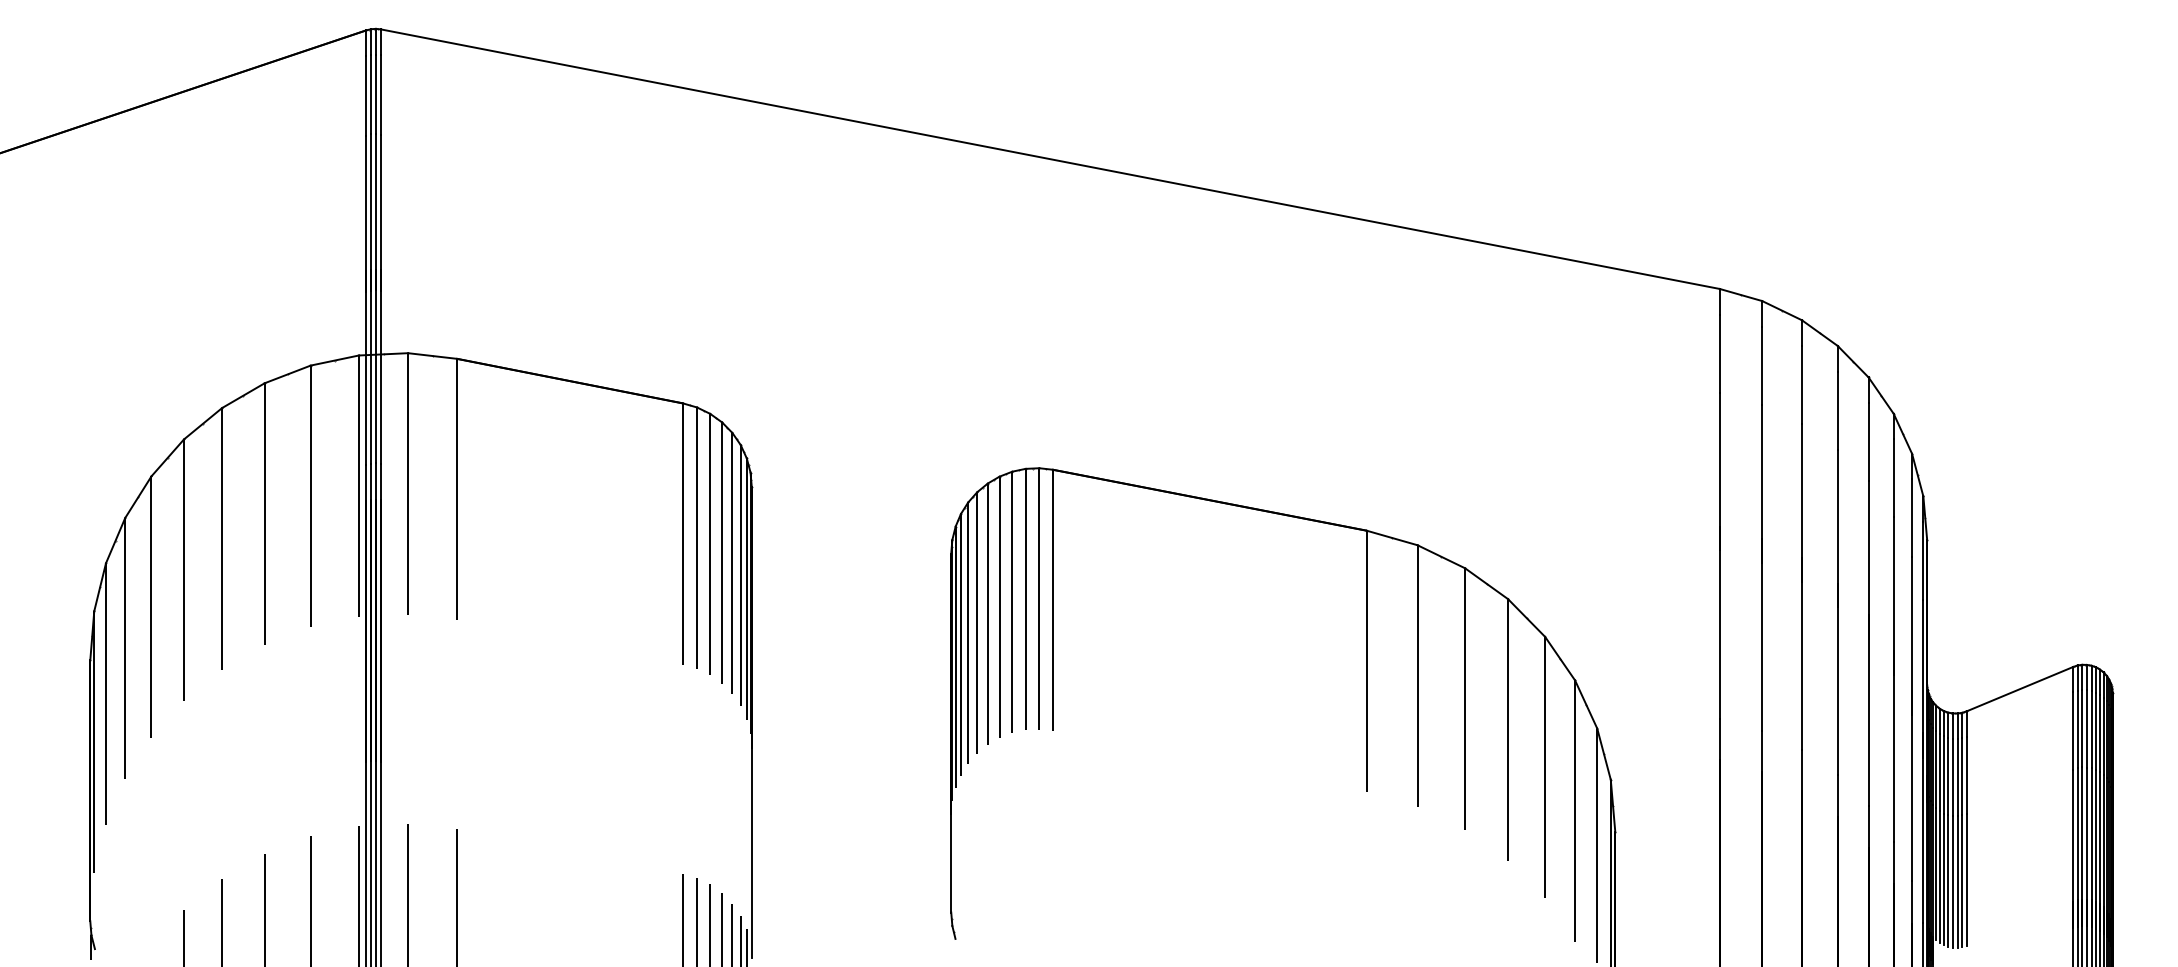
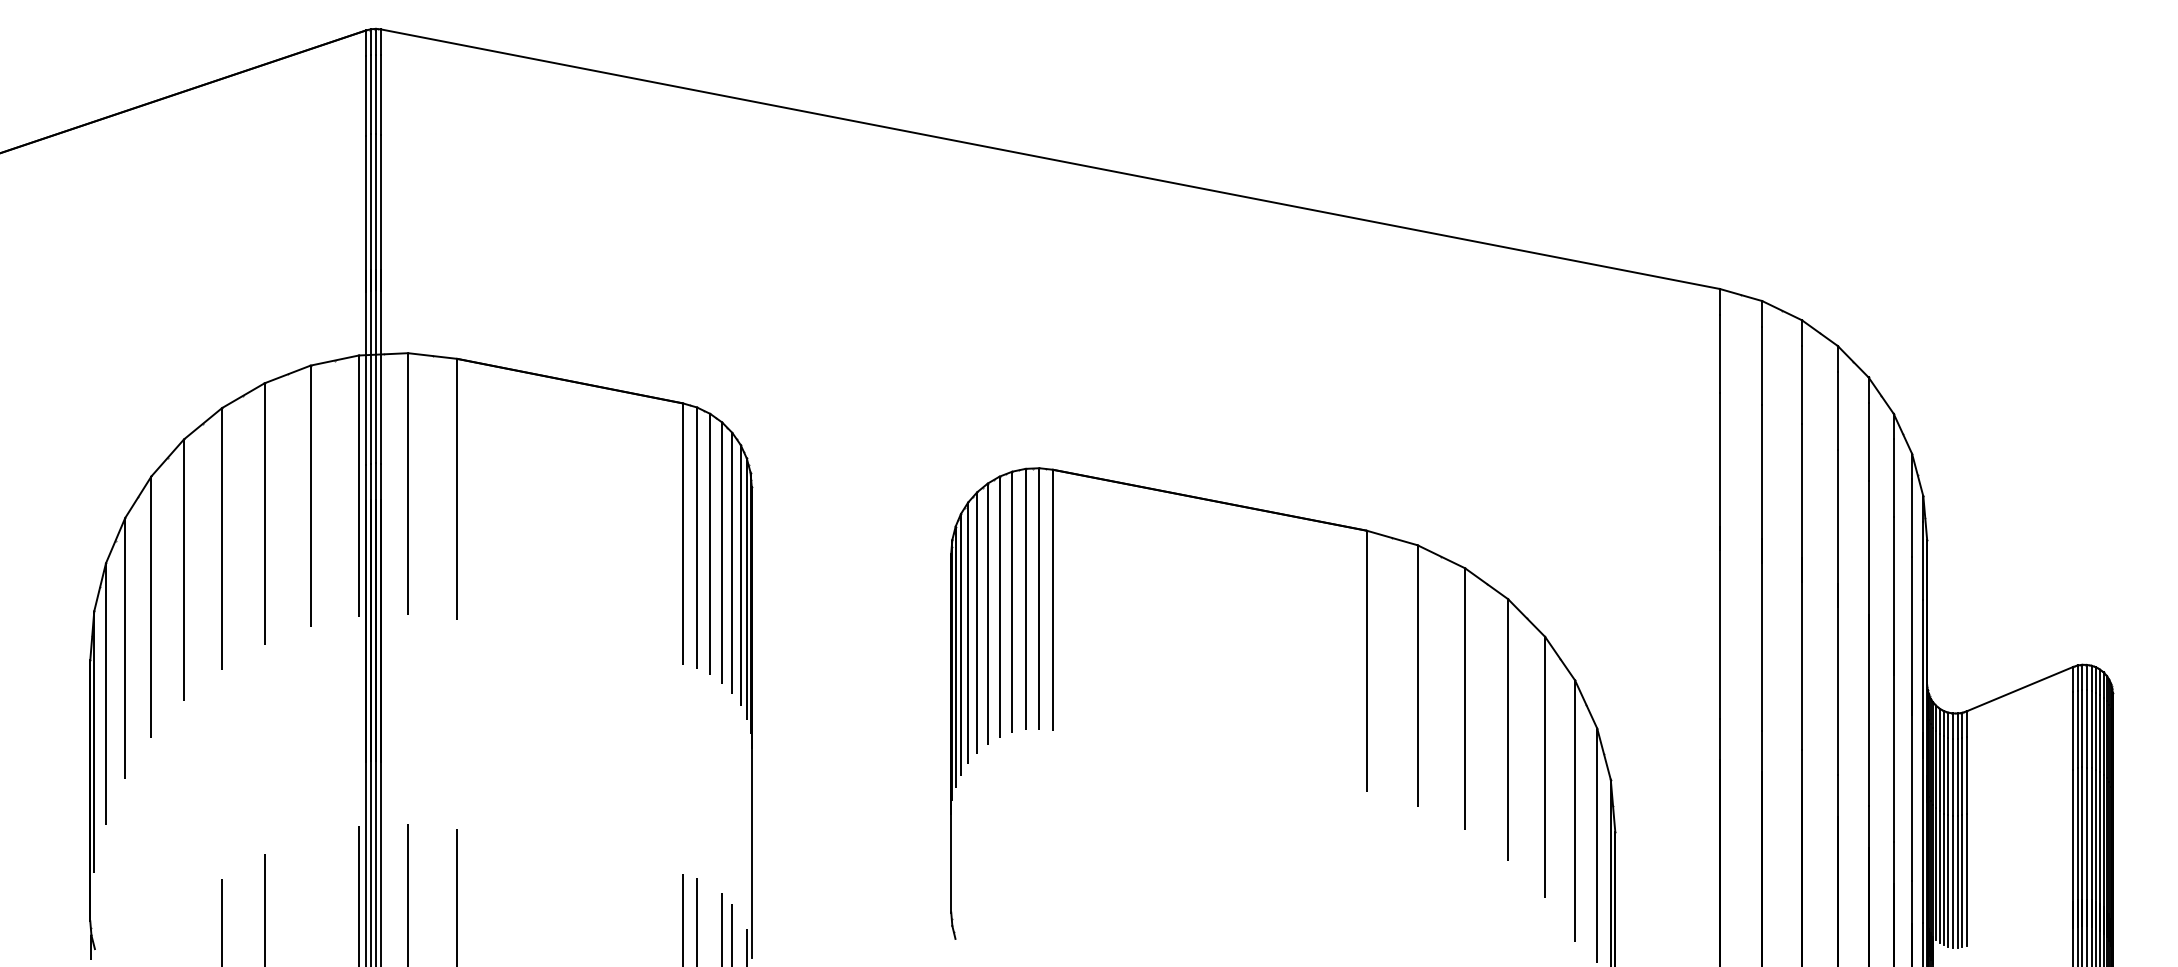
line: present -> none (310, 899)
line: present -> none (710, 923)
line: present -> none (184, 936)
line: present -> none (740, 939)
